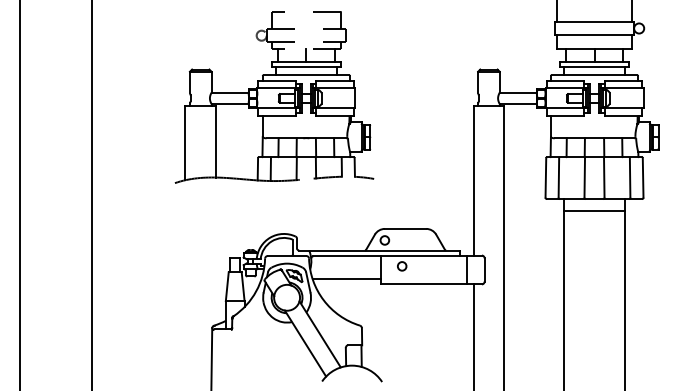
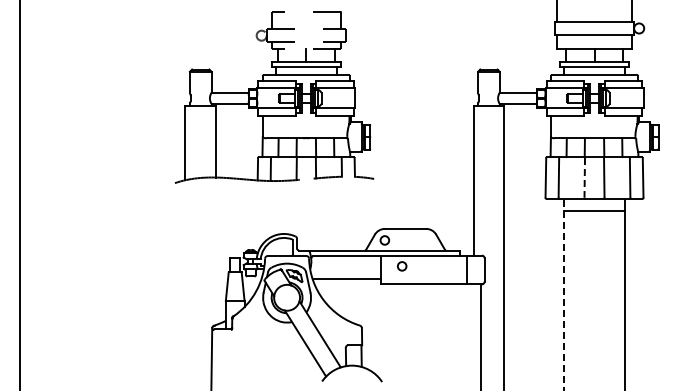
line: solid -> dashed (584, 177)
line: present -> none (92, 194)
line: solid -> dashed (563, 294)
line position: (473, 335) -> (480, 335) (480, 335)
